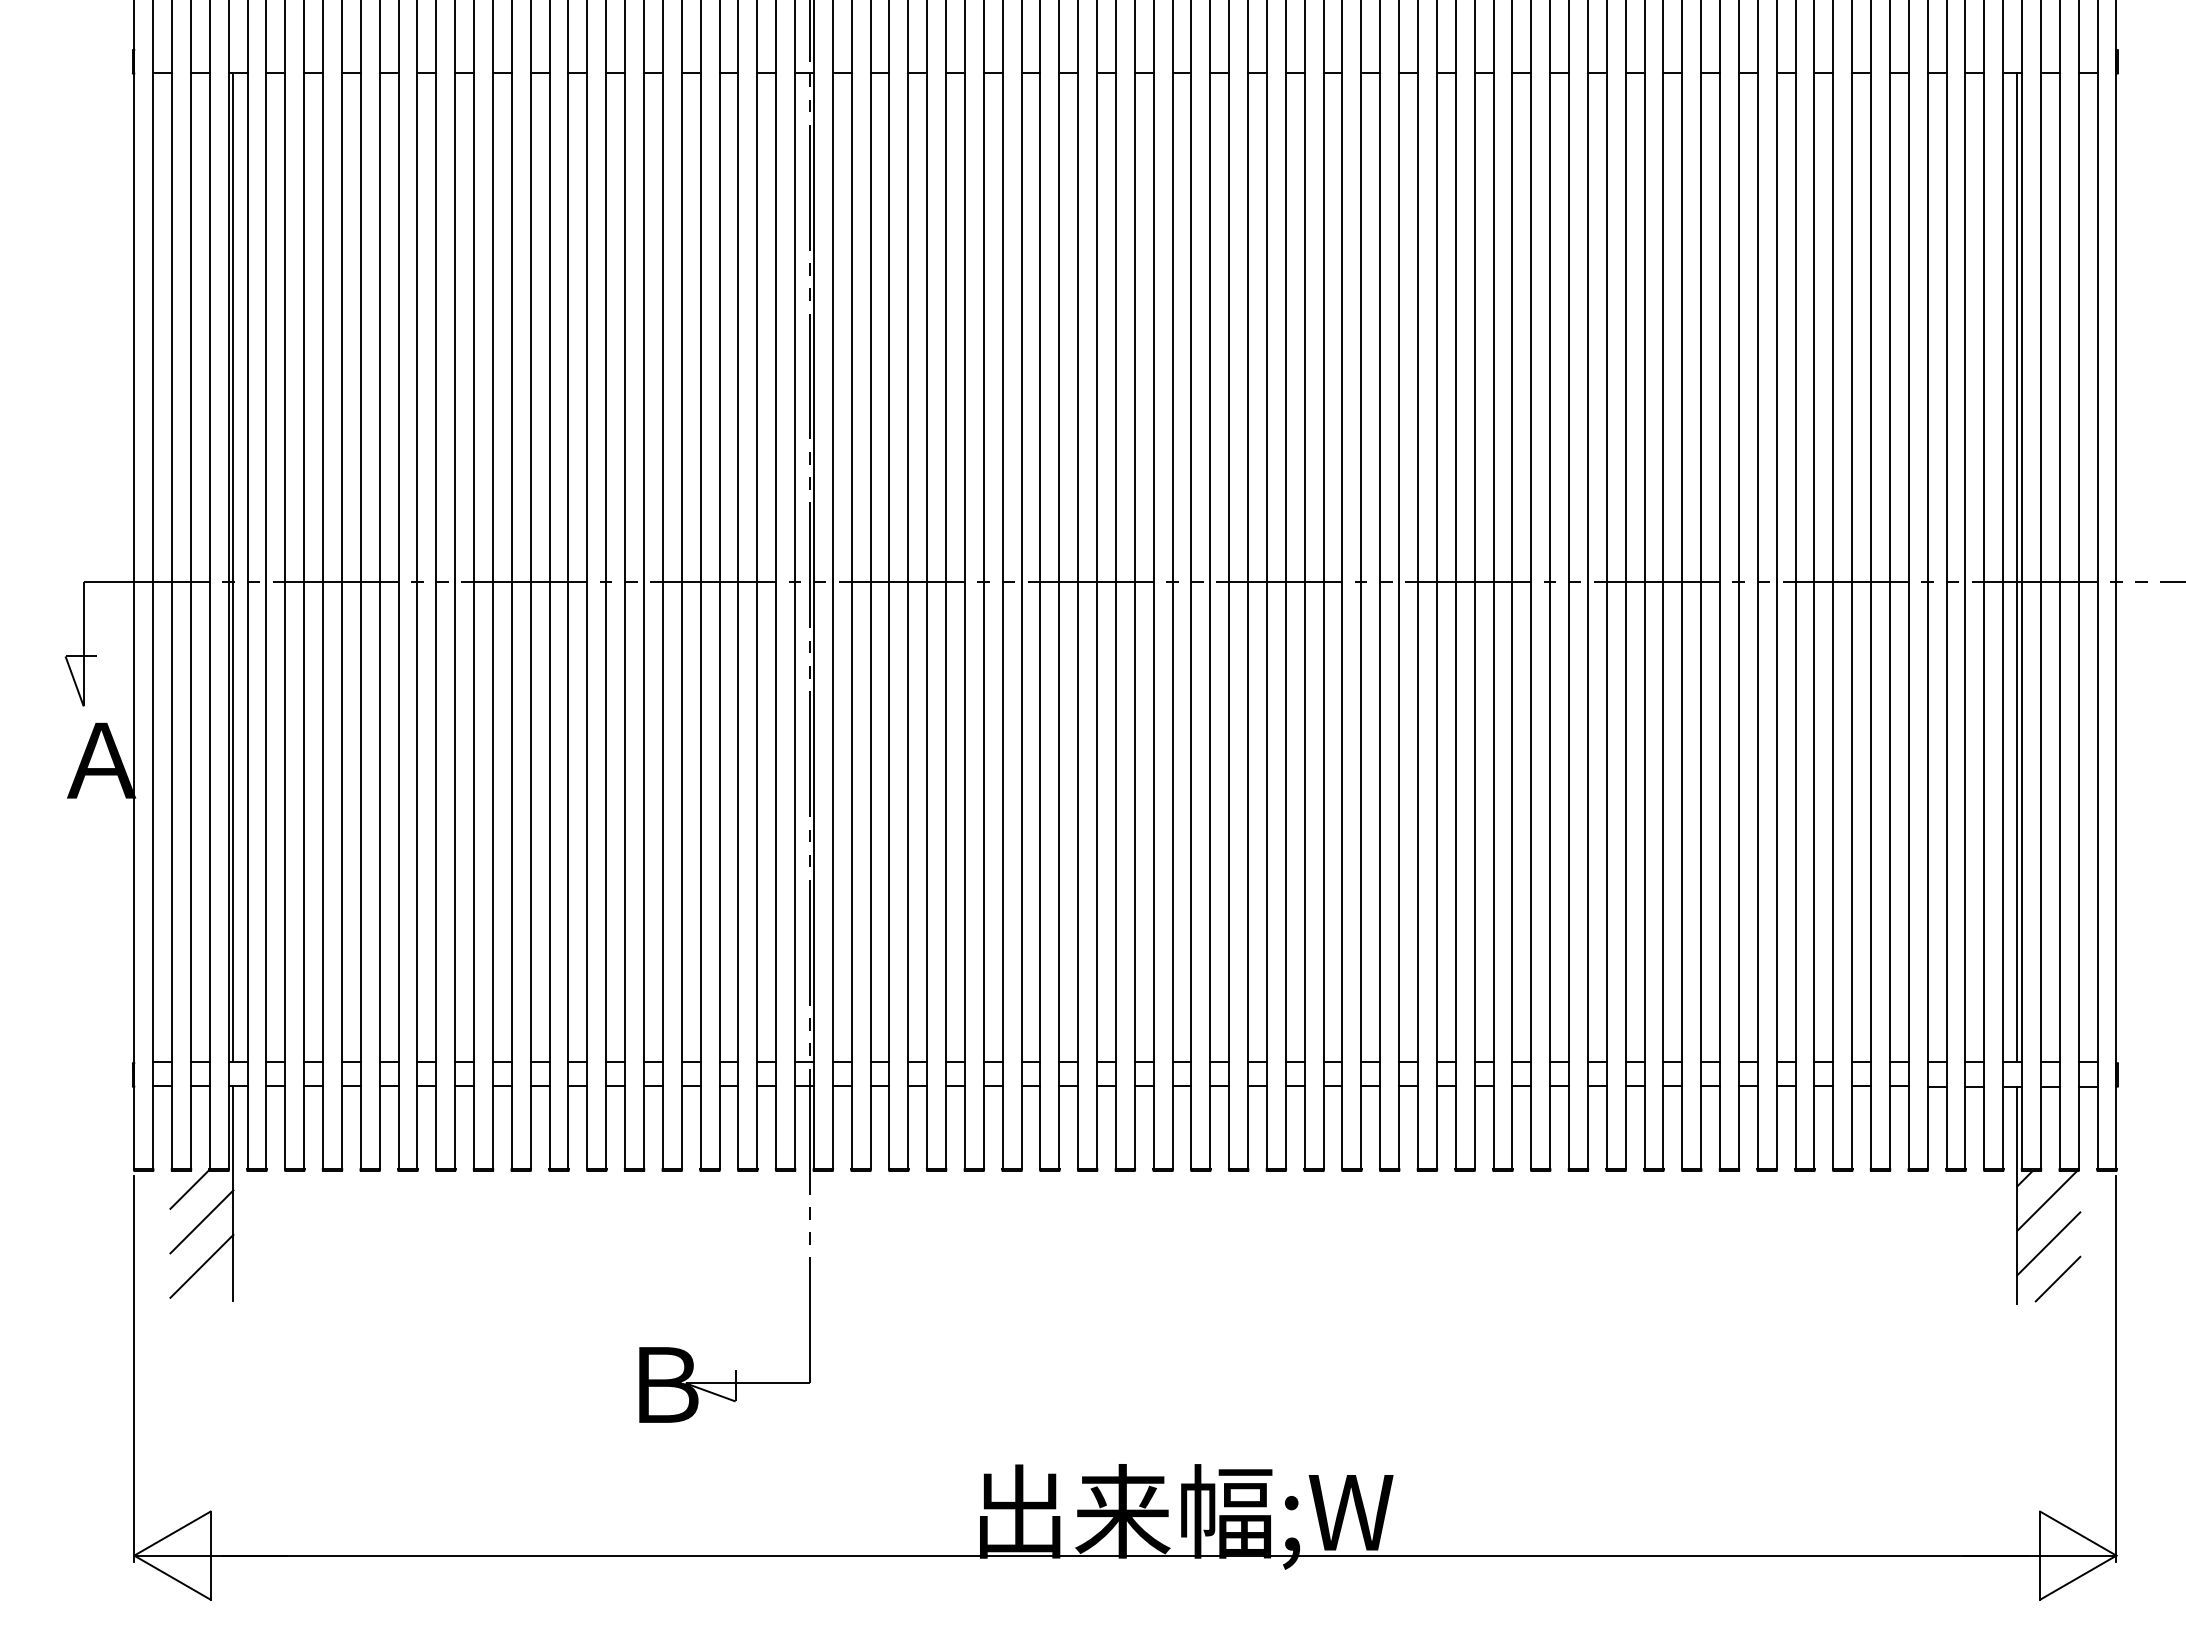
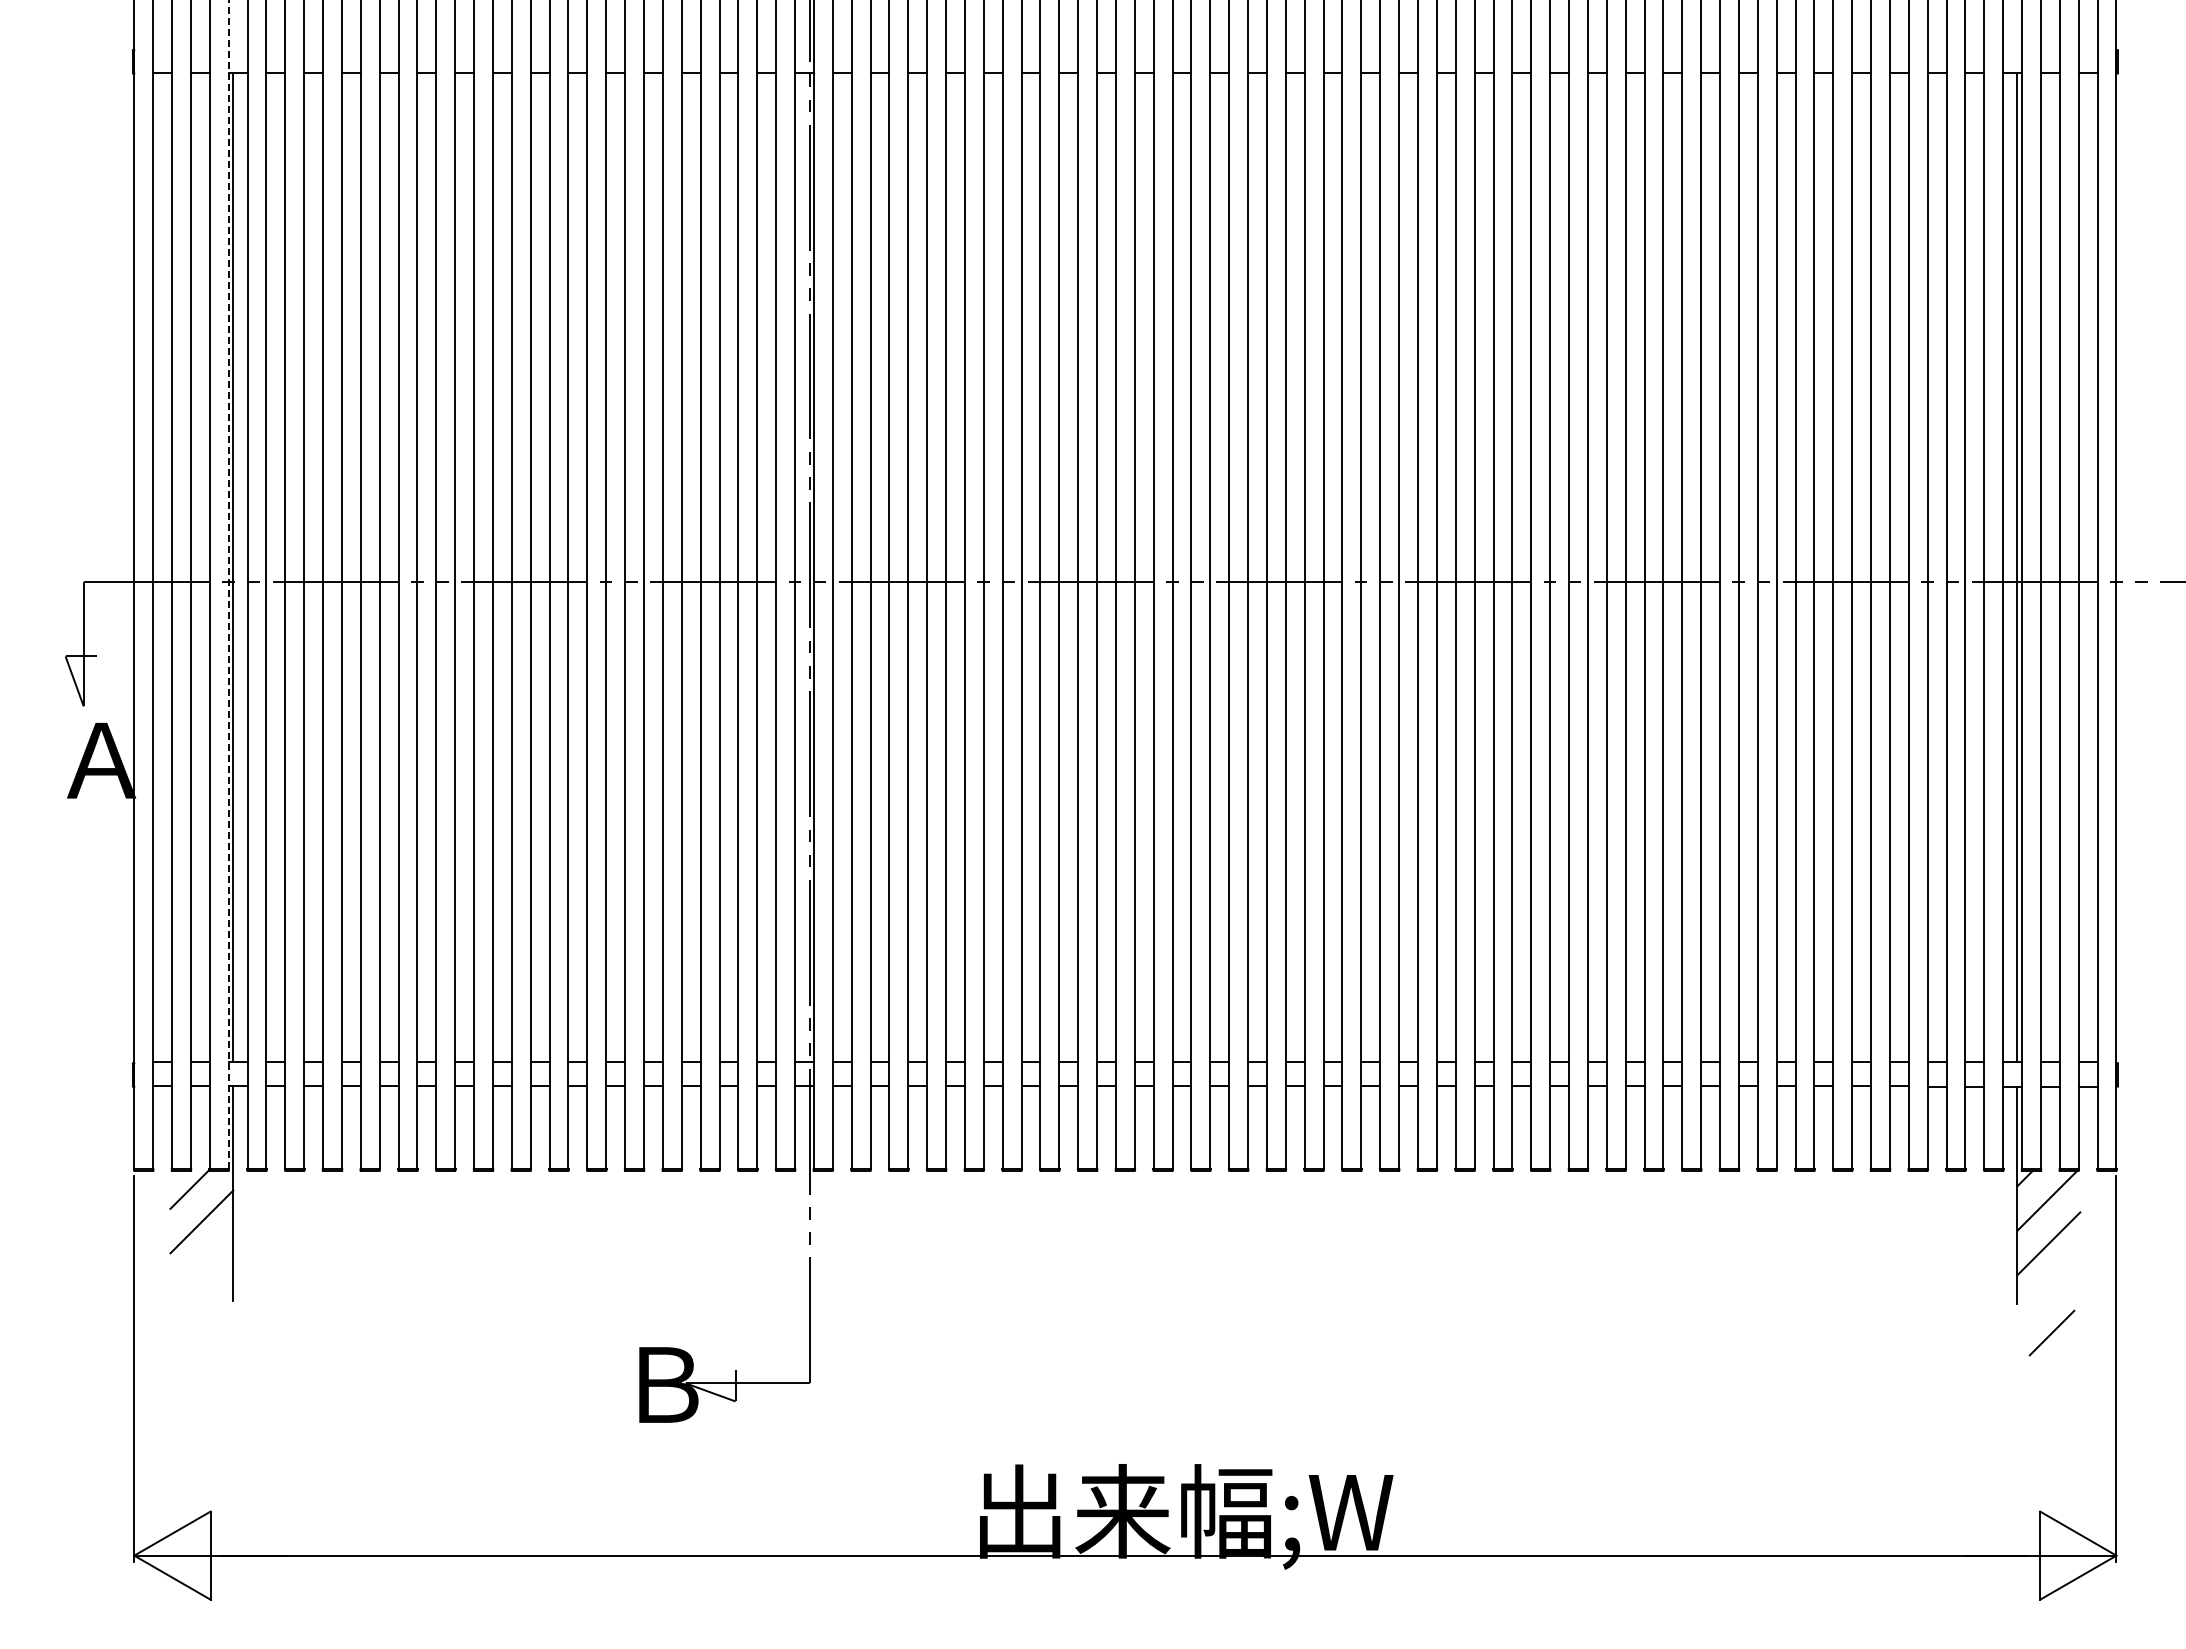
line: solid -> dashed (228, 584)
line: present -> none (201, 1265)
line position: (2057, 1278) -> (2051, 1332) (2051, 1332)
